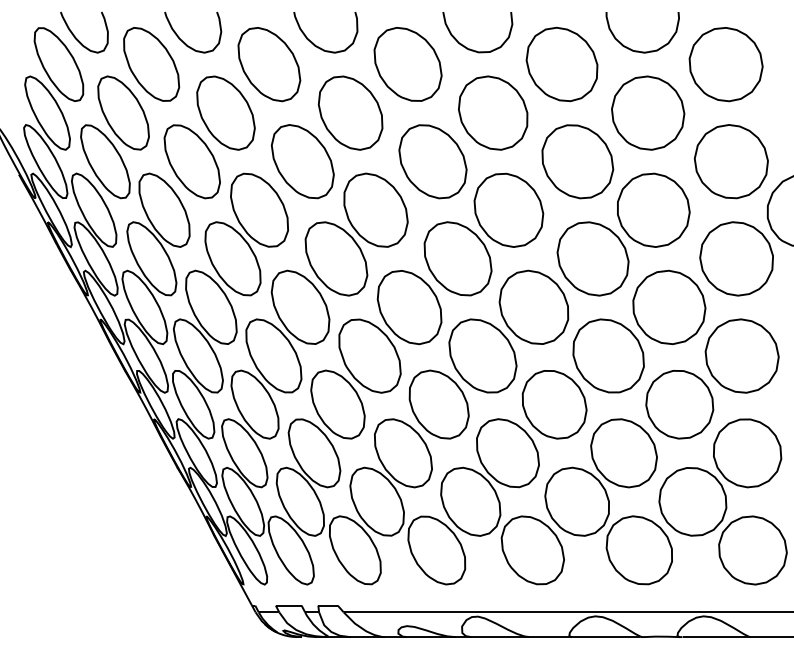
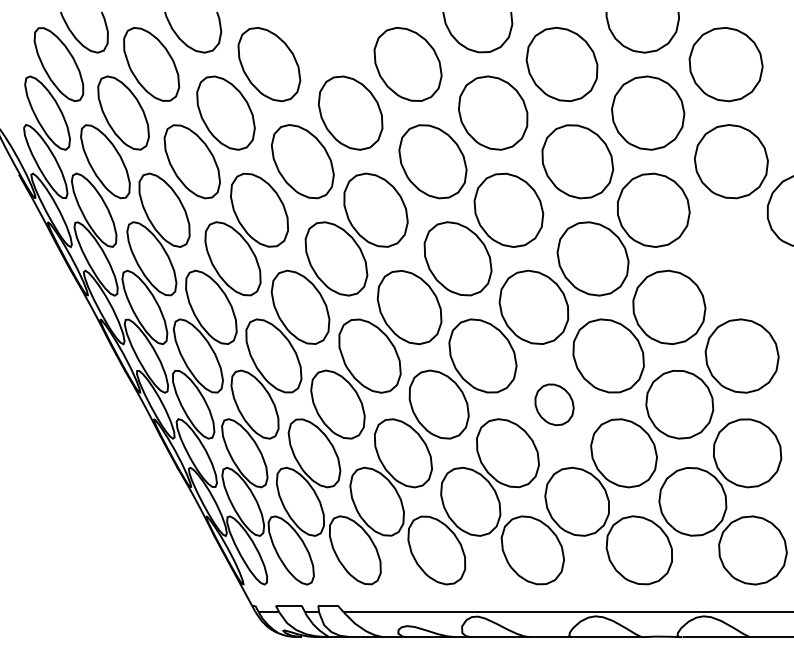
curve: present -> none (314, 43)
part: present -> none (736, 258)
part size: 67x70 px -> 41x44 px (554, 404)
